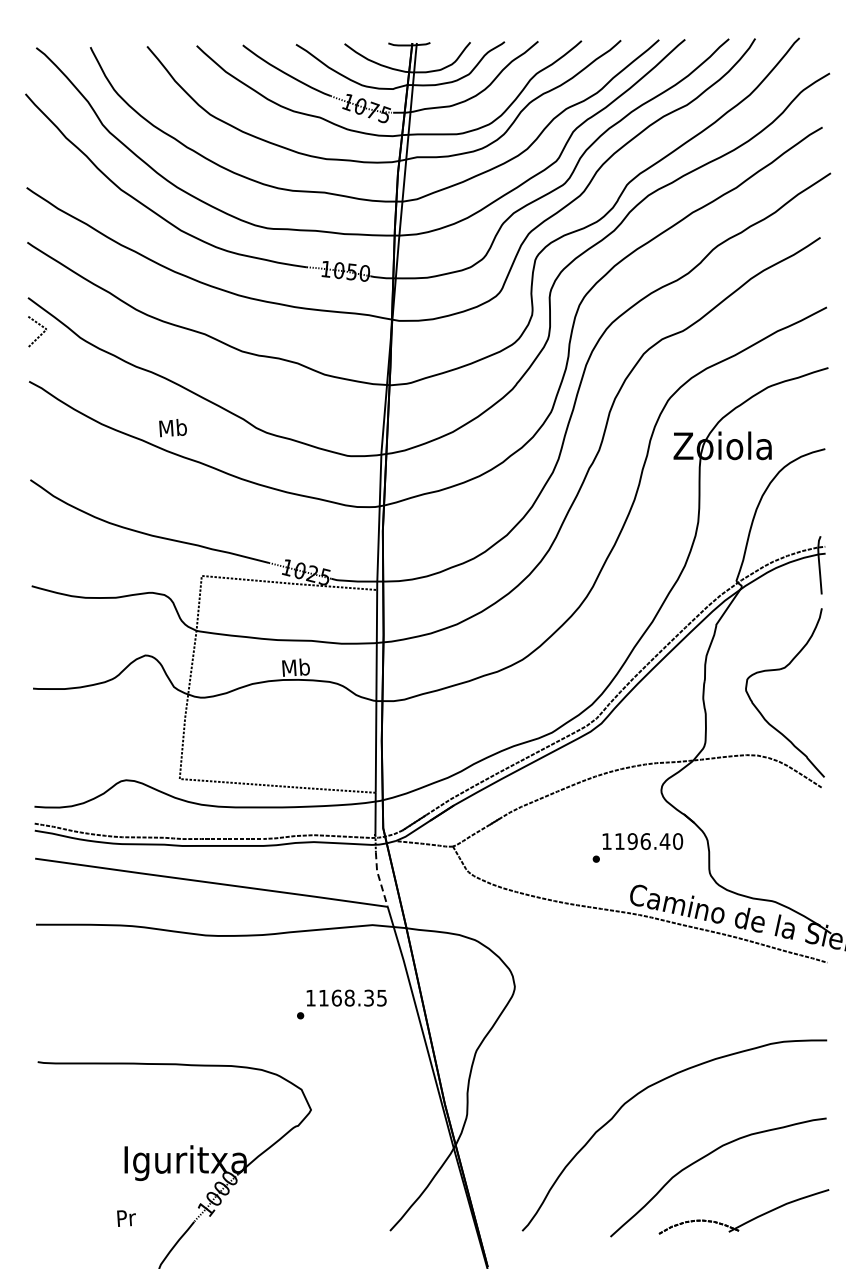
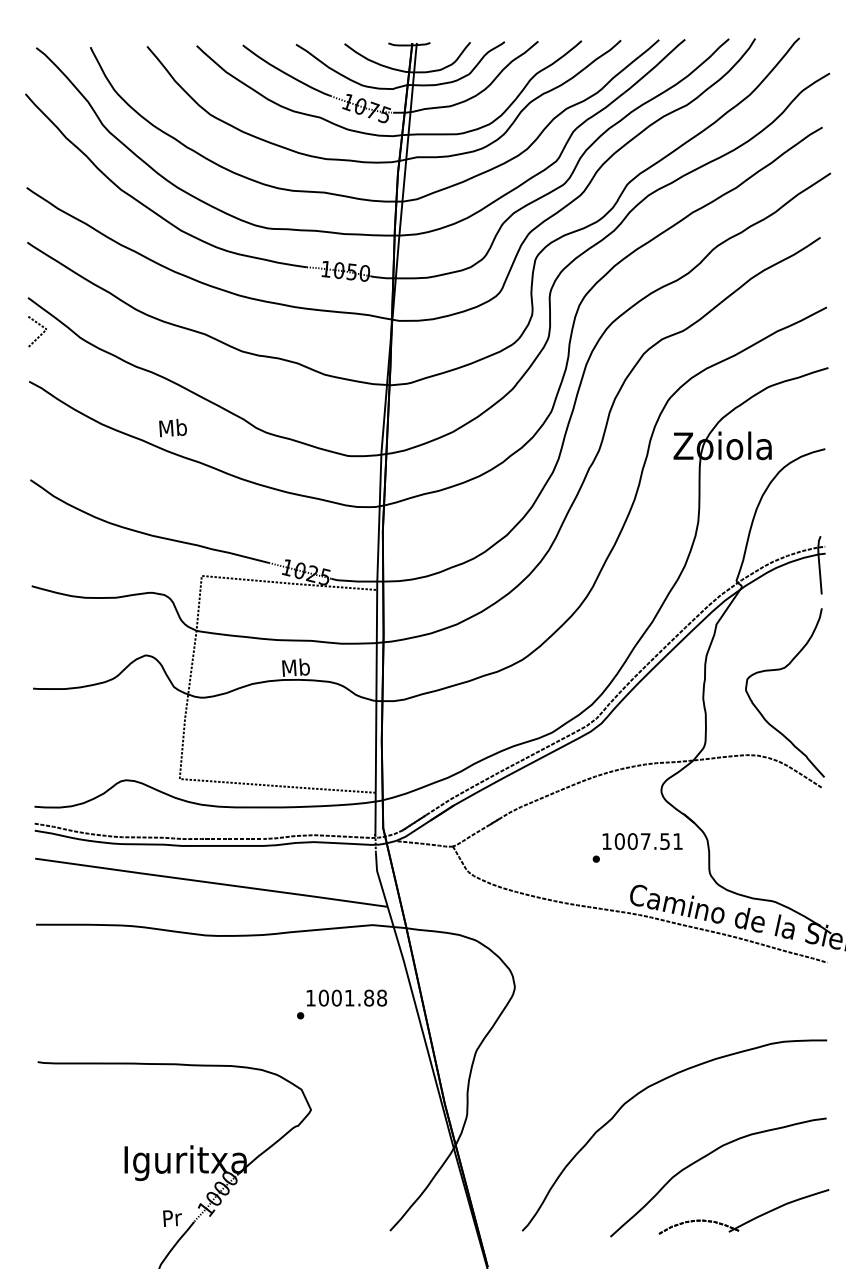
text: 1196.40 -> 1007.51 (648, 841)
line: dashed -> solid (379, 879)
text: 1168.35 -> 1001.88 (352, 997)
text position: (126, 1218) -> (172, 1218) (172, 1218)
